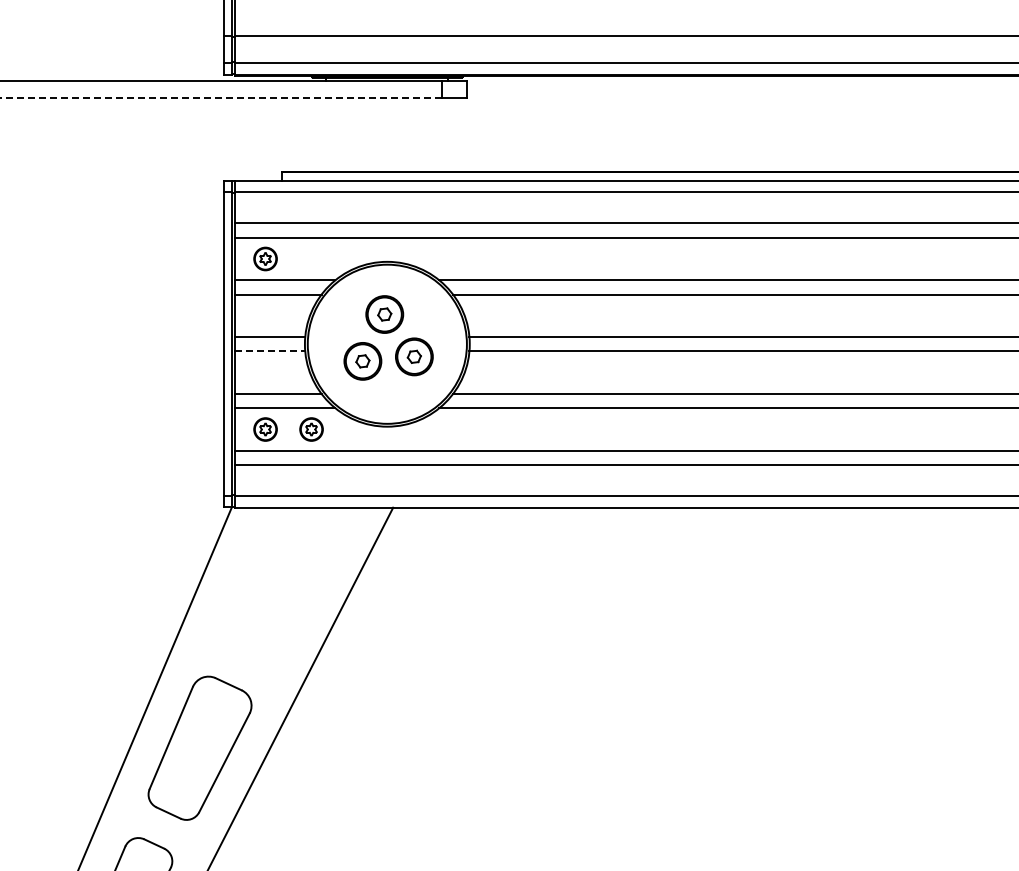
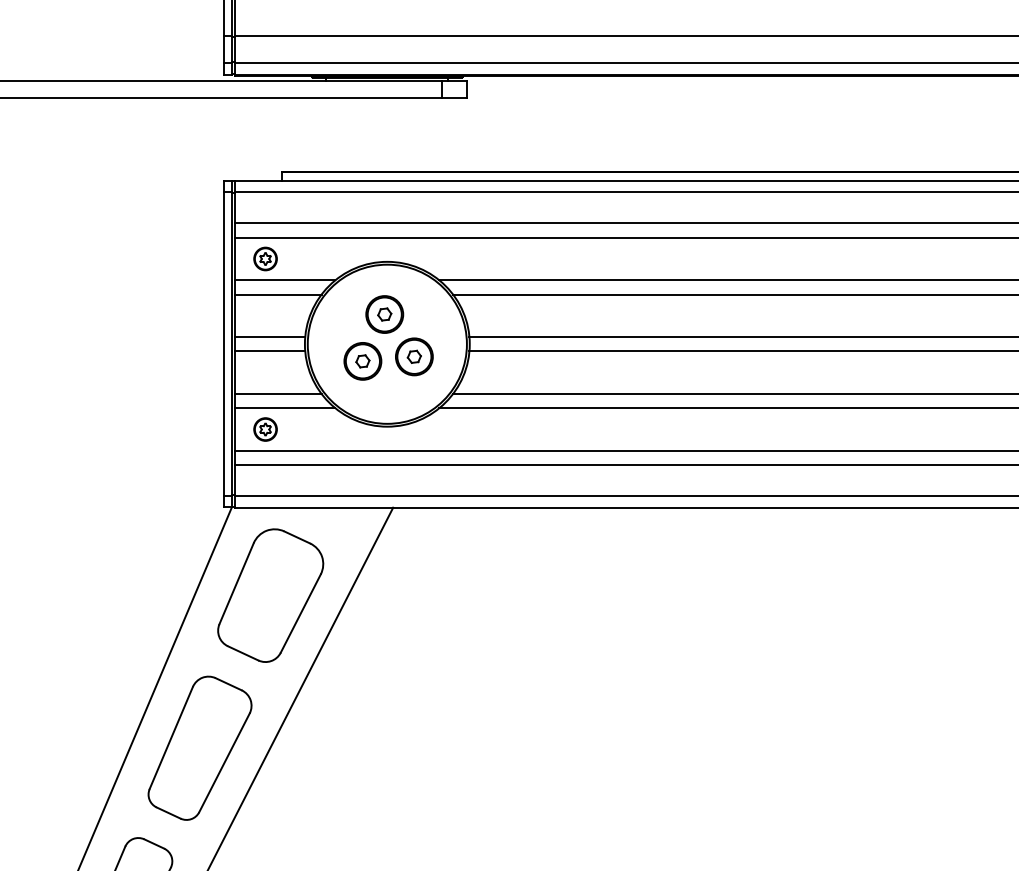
line: dashed -> solid (220, 97)
line: dashed -> solid (270, 351)
part: present -> none (311, 429)
part: none -> present (270, 595)
